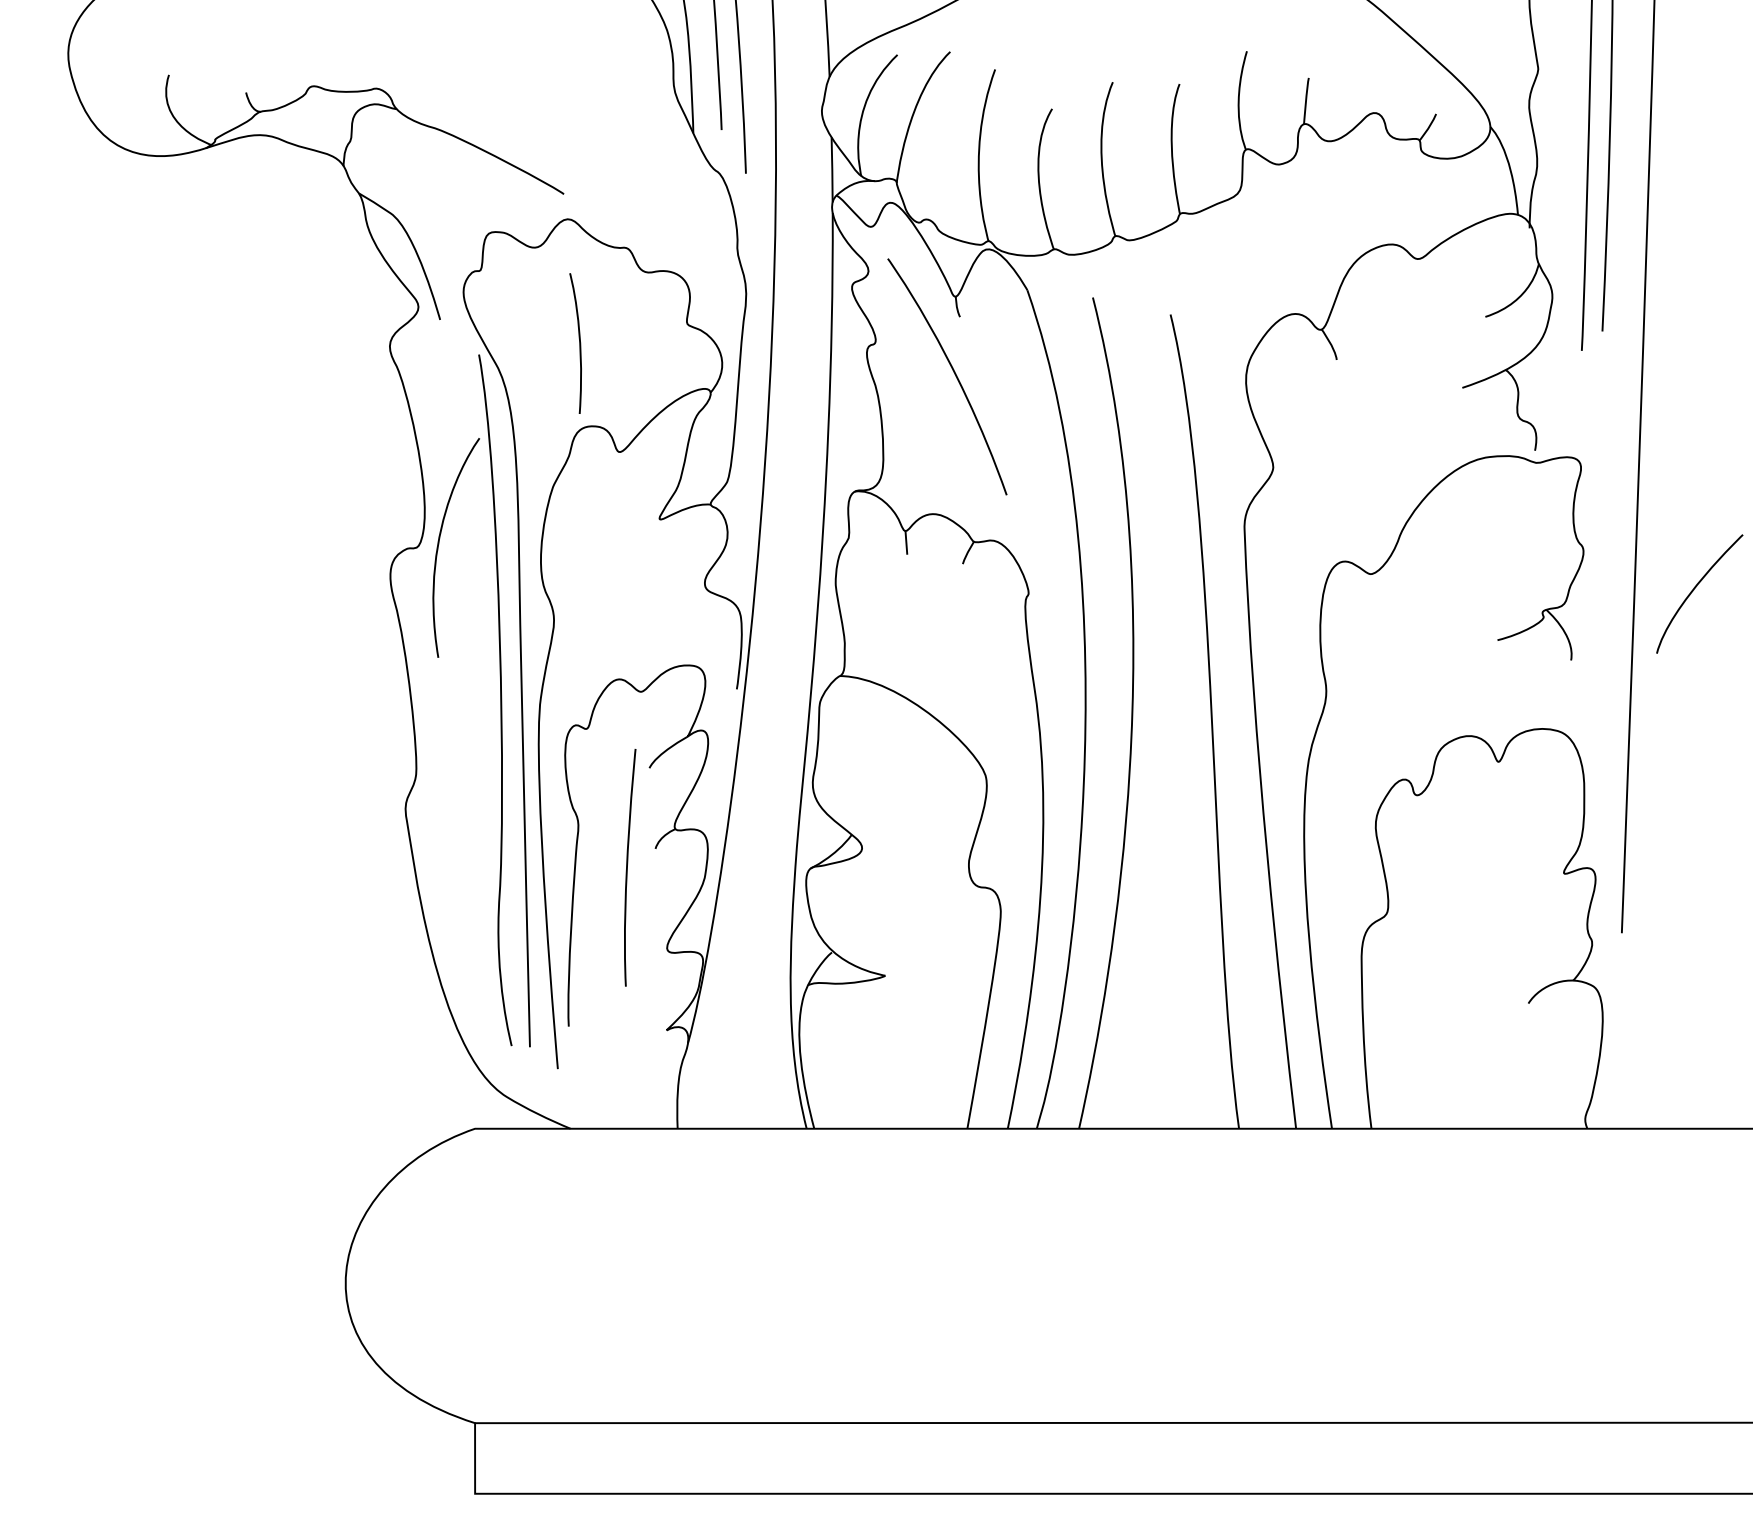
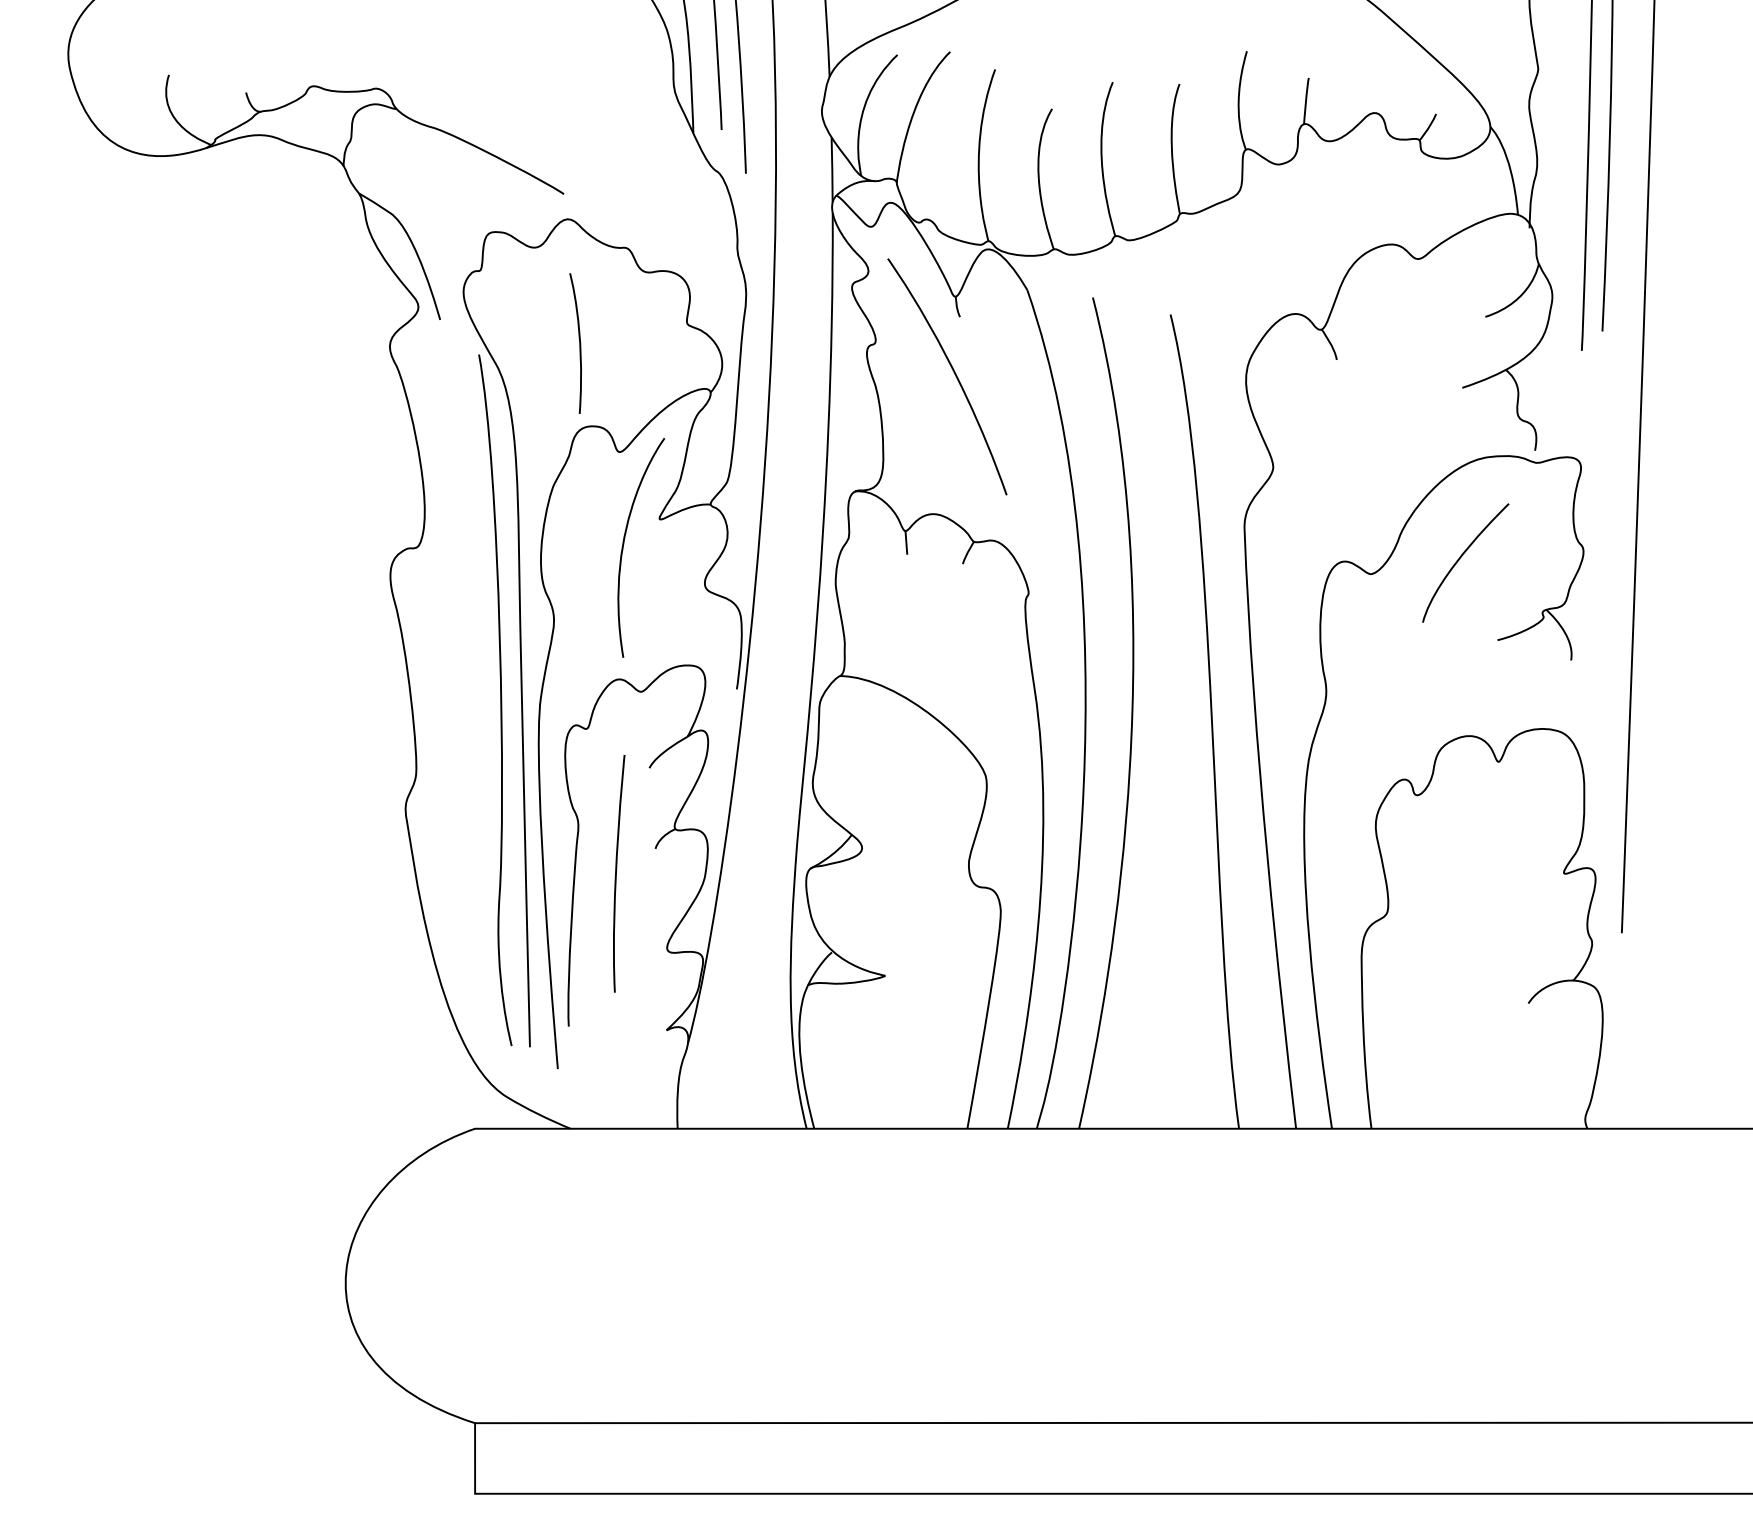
curve position: (439, 544) -> (624, 544) (624, 544)
curve position: (1693, 591) -> (1459, 560) (1459, 560)
curve position: (627, 867) -> (616, 873) (616, 873)
